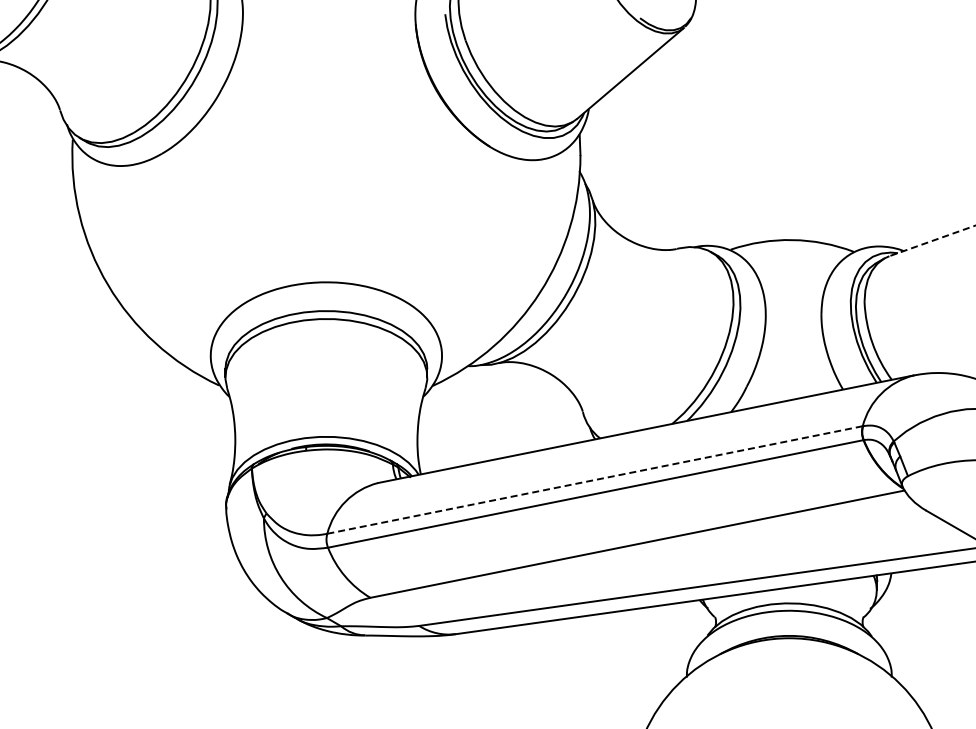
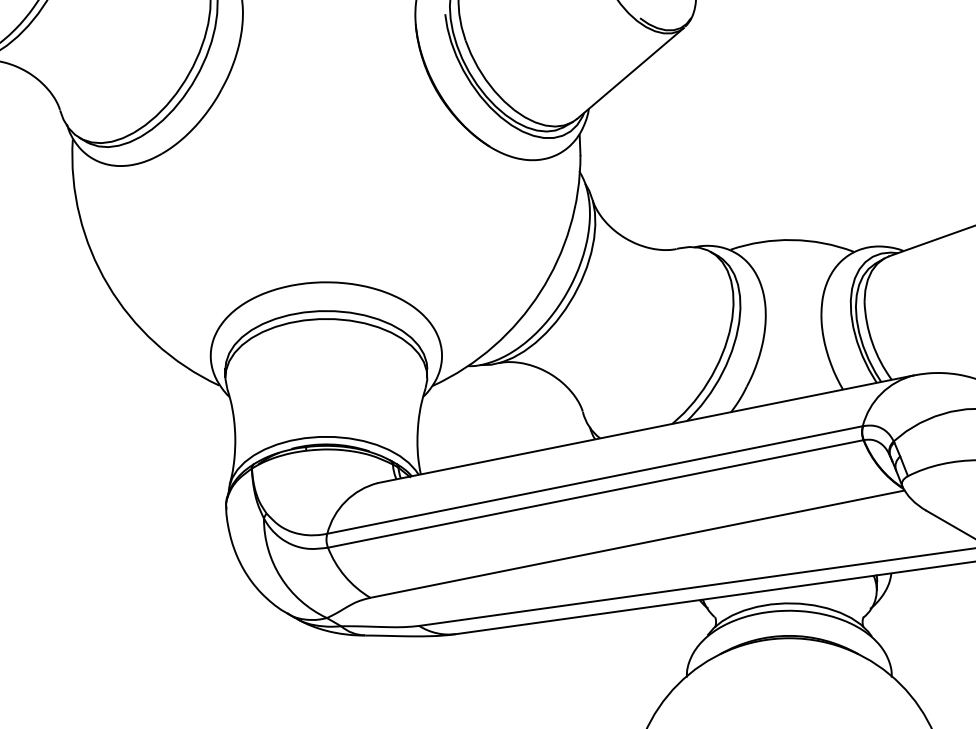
line: dashed -> solid (932, 240)
line: dashed -> solid (595, 479)
